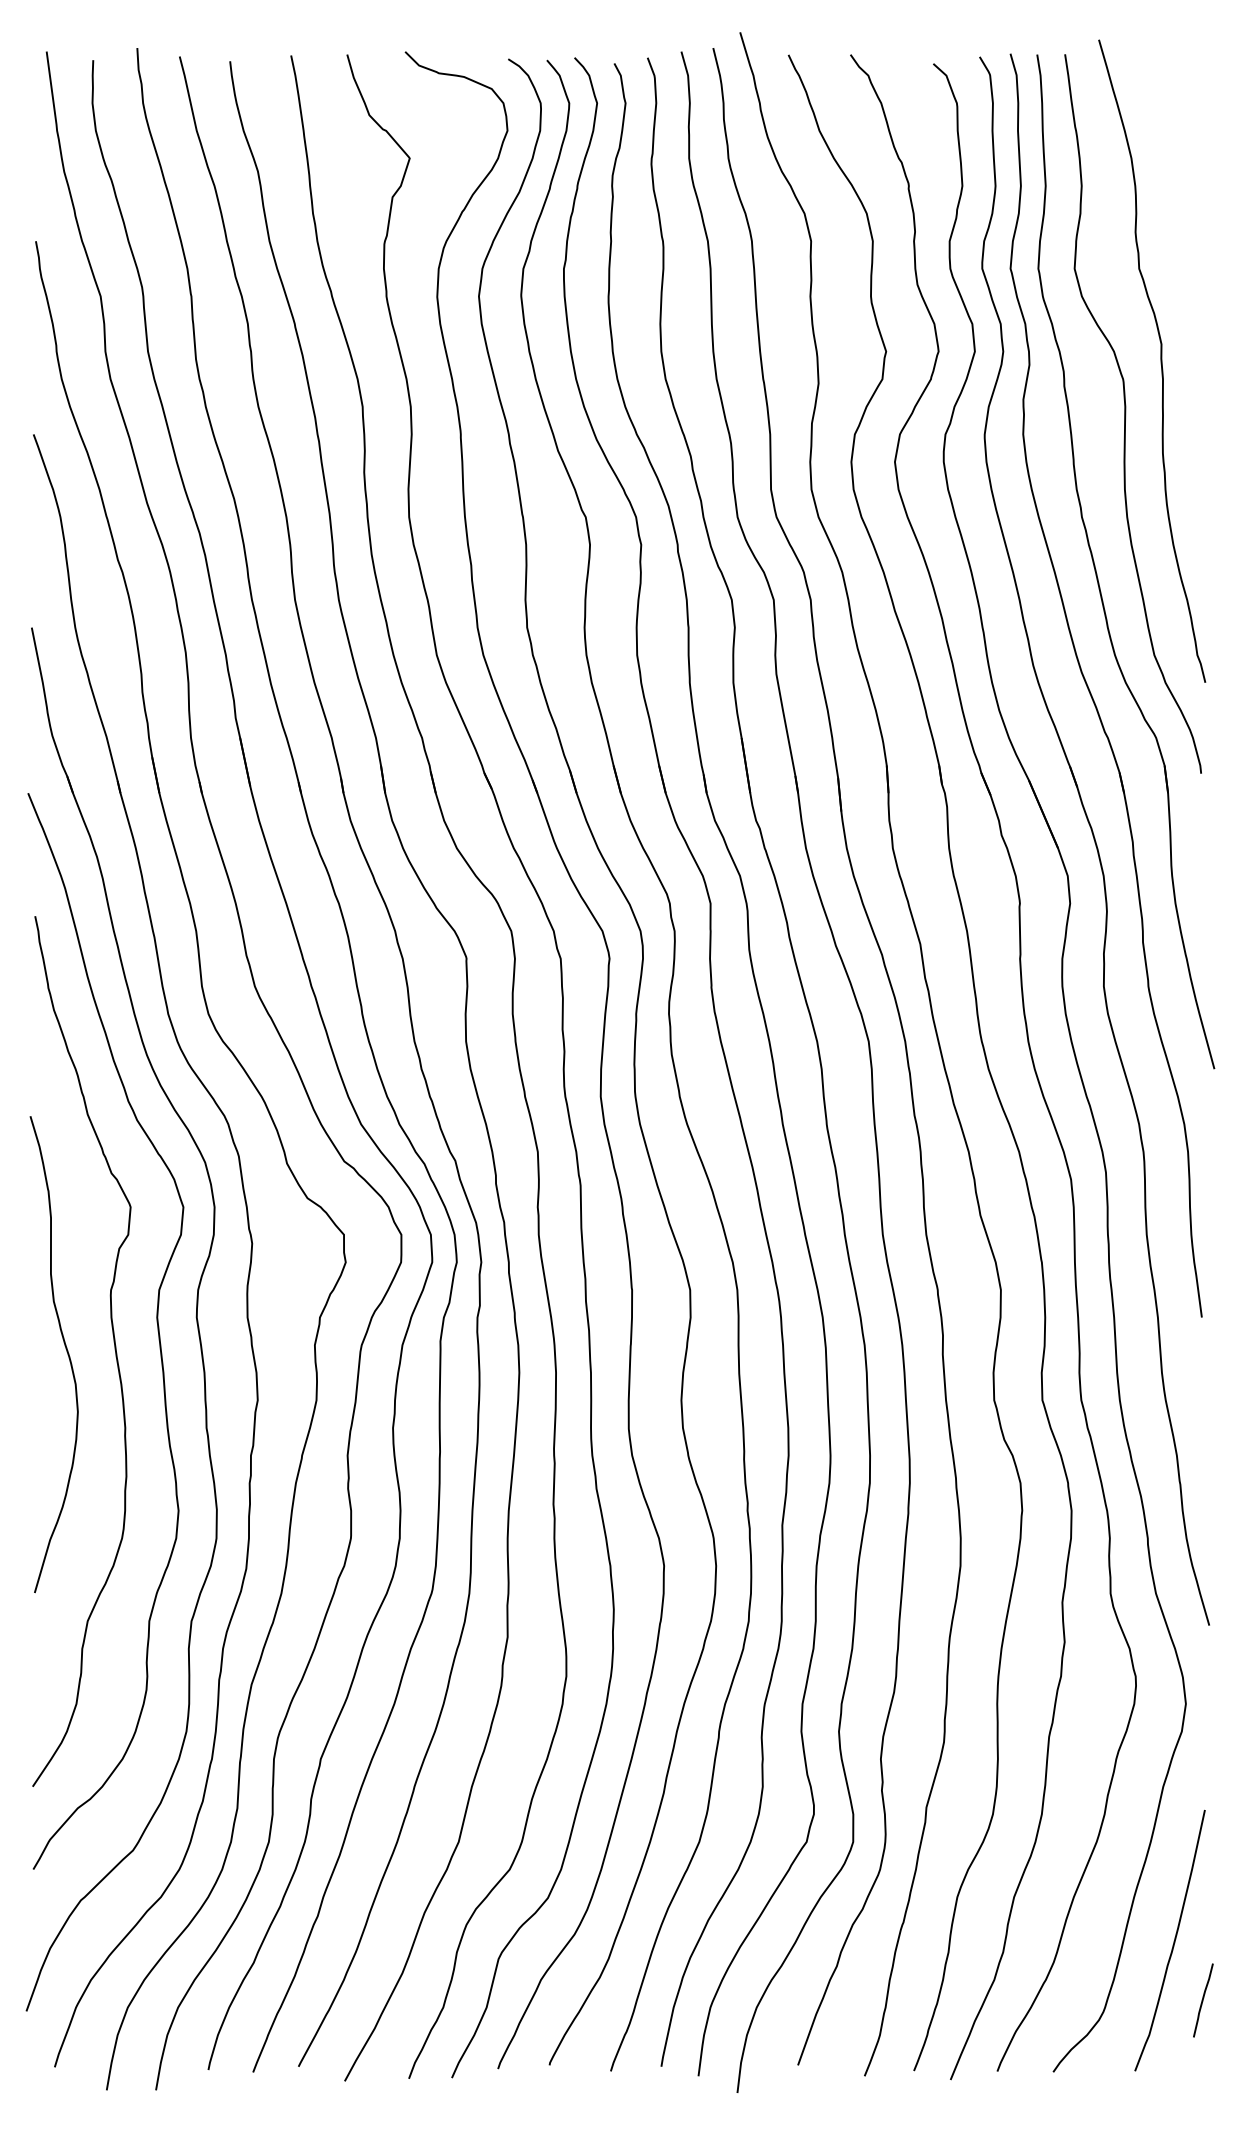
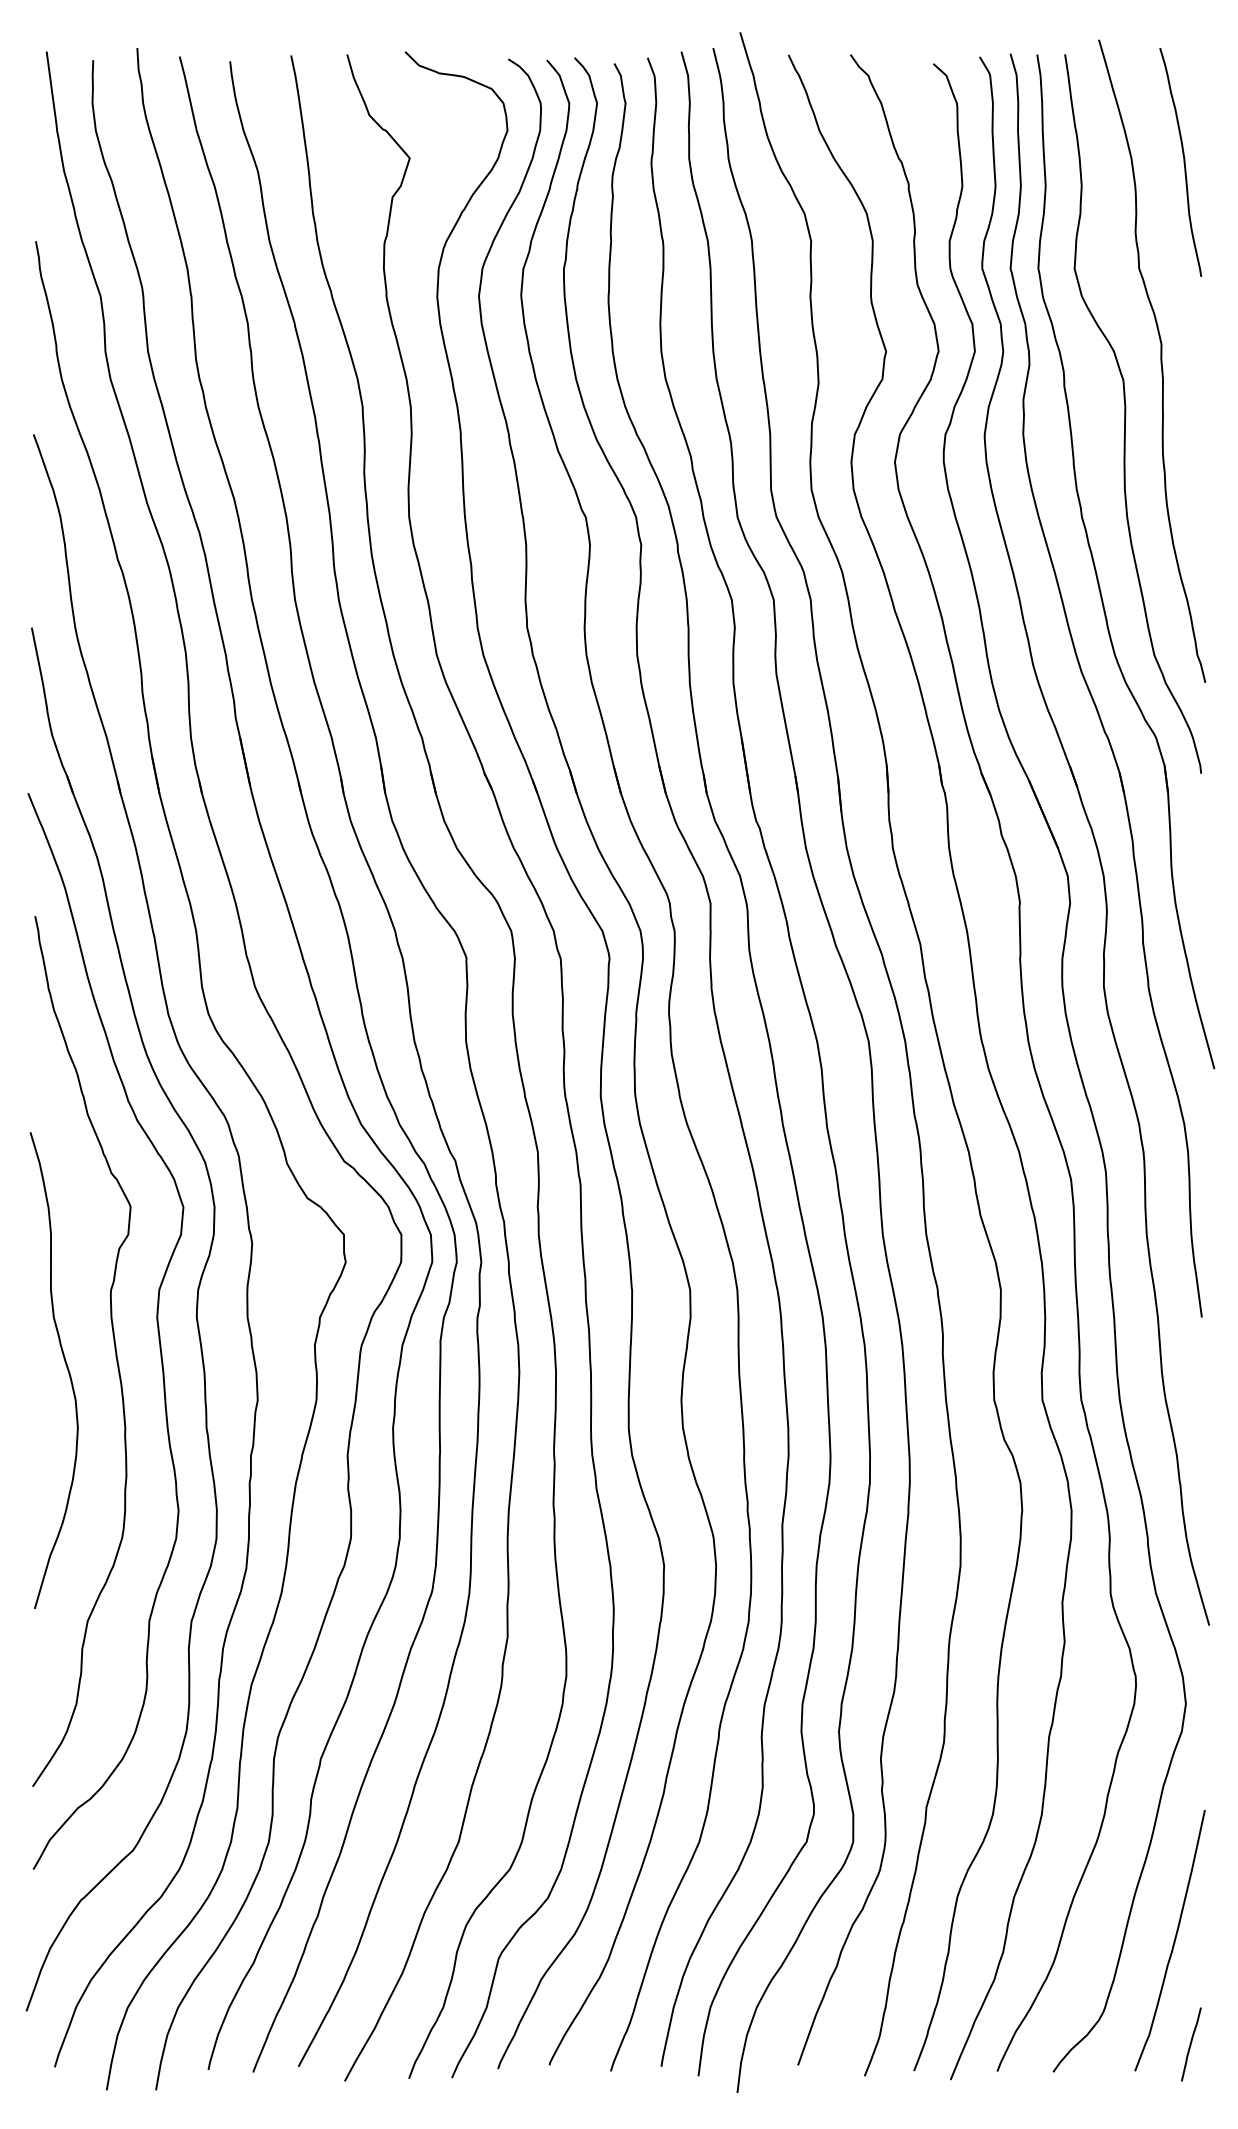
curve: none -> present (1183, 162)
curve position: (65, 1349) -> (65, 1365) (65, 1365)
curve position: (1203, 2000) -> (1191, 2044) (1191, 2044)
